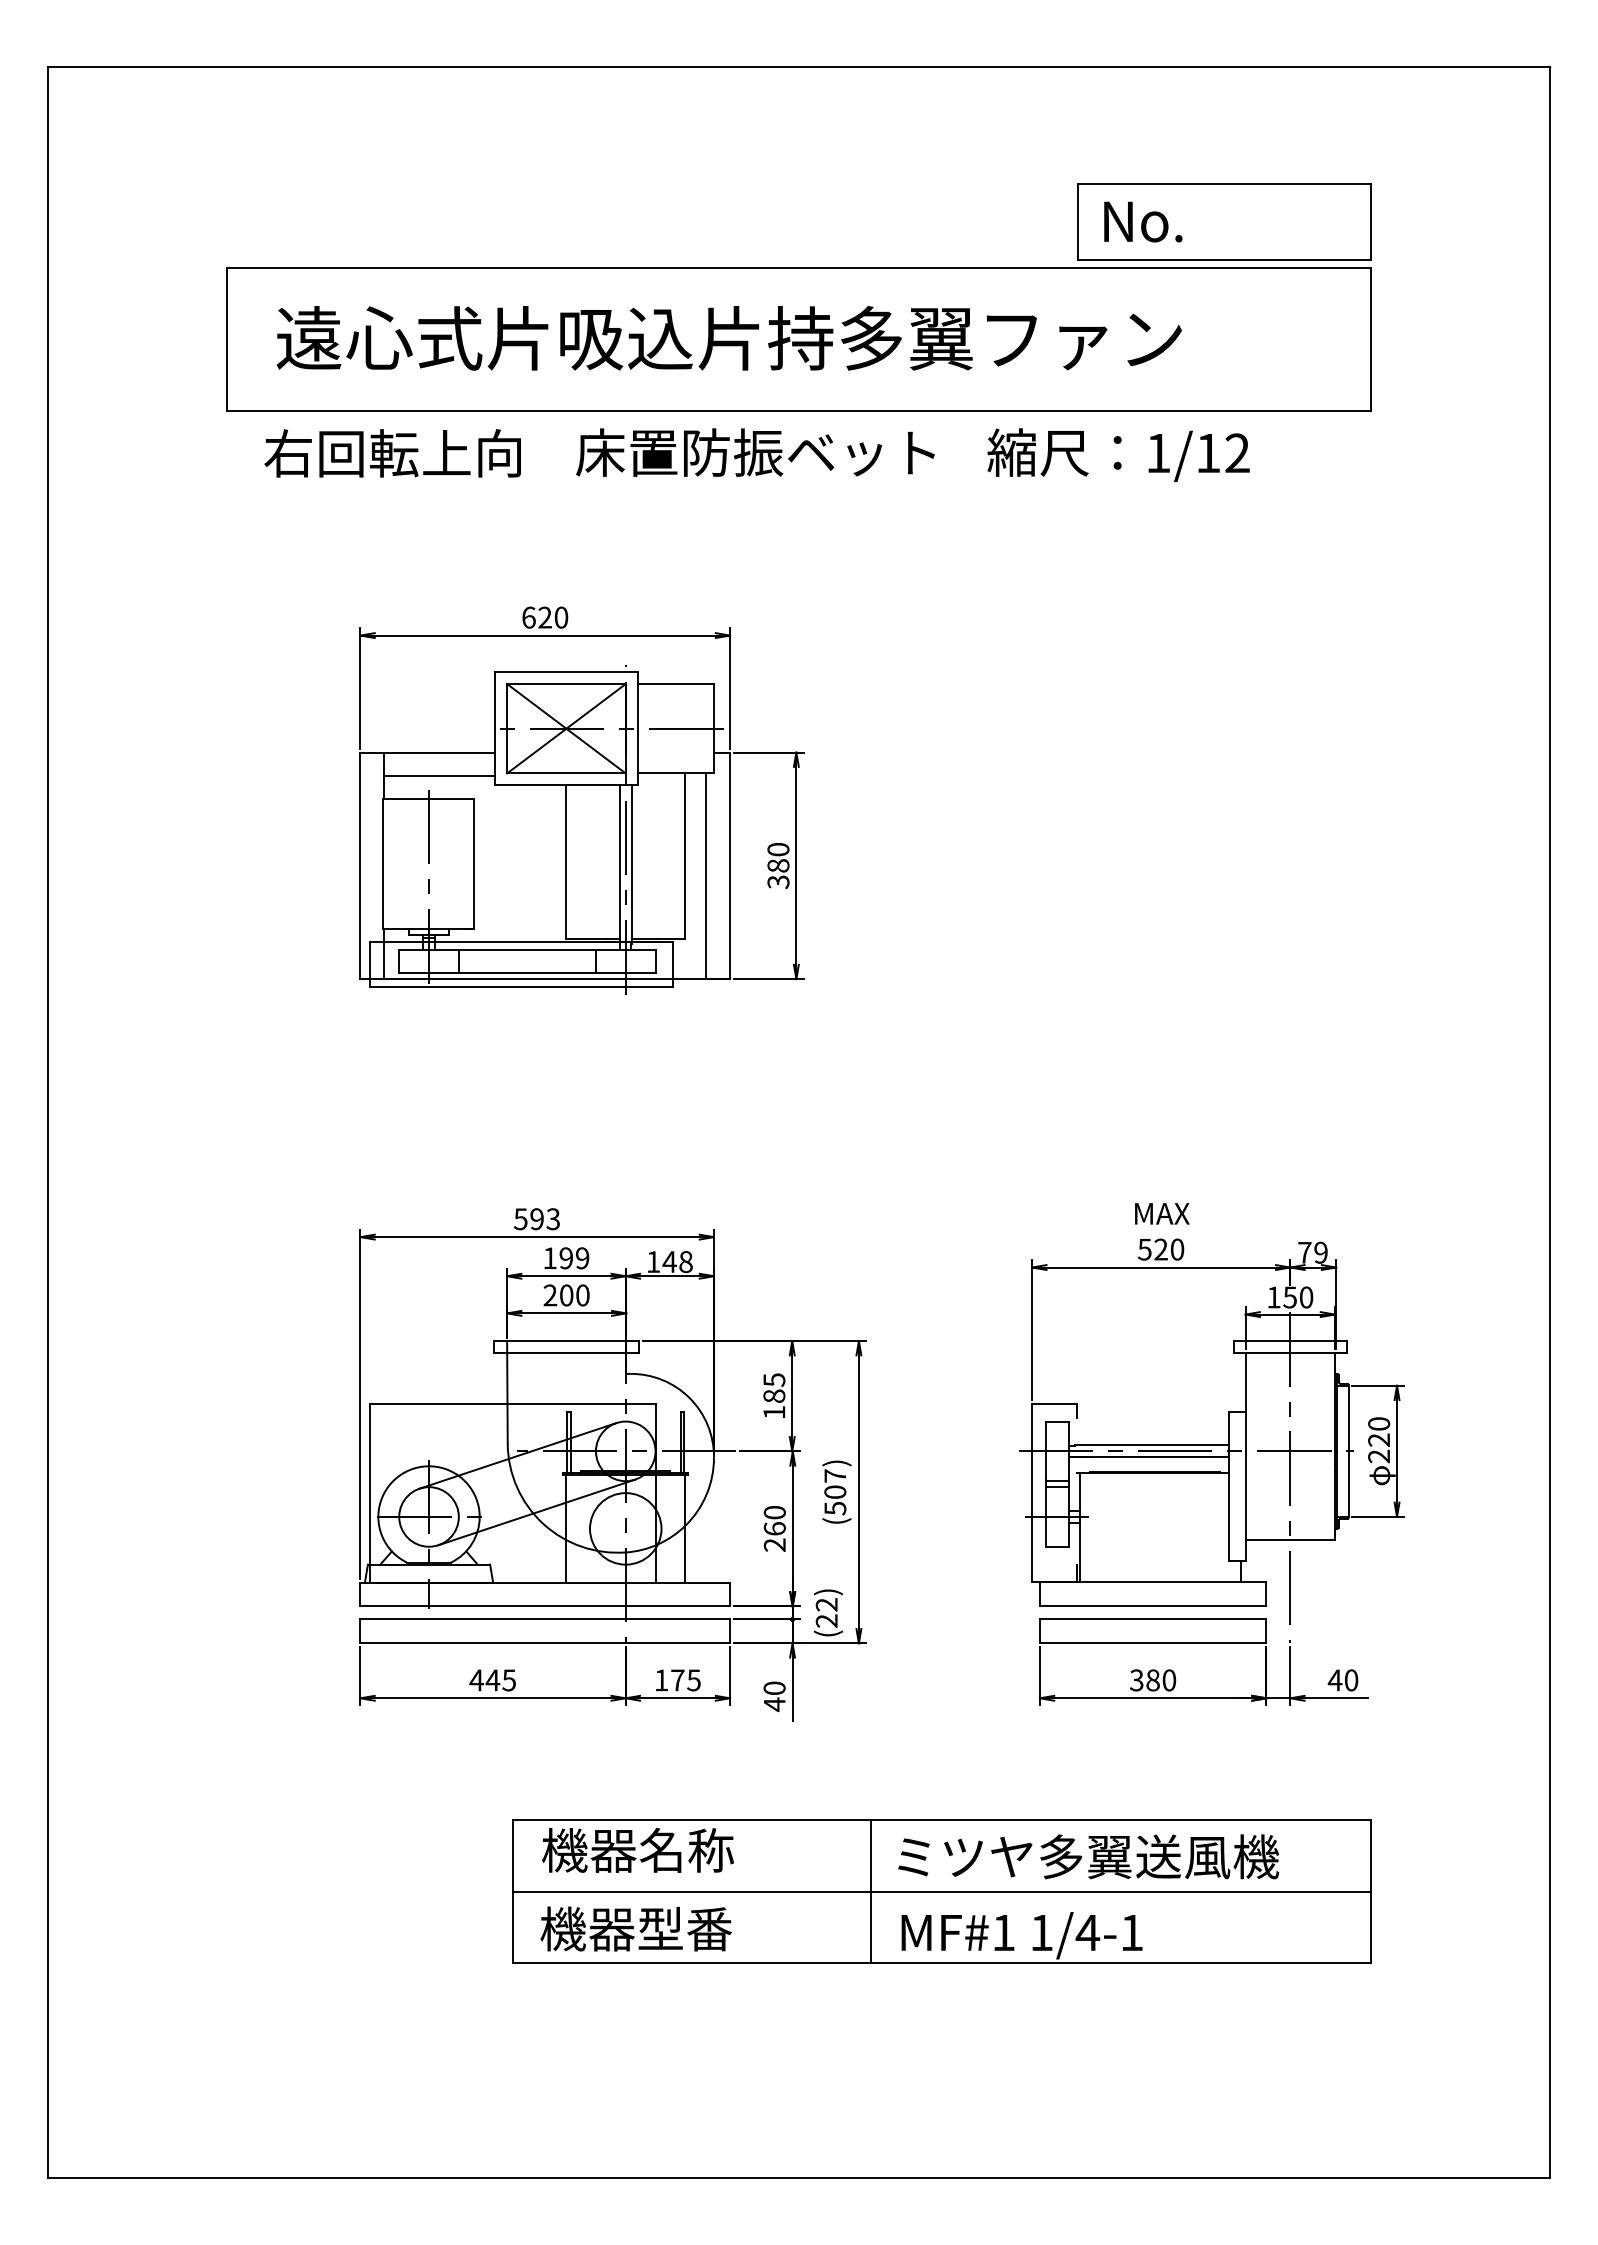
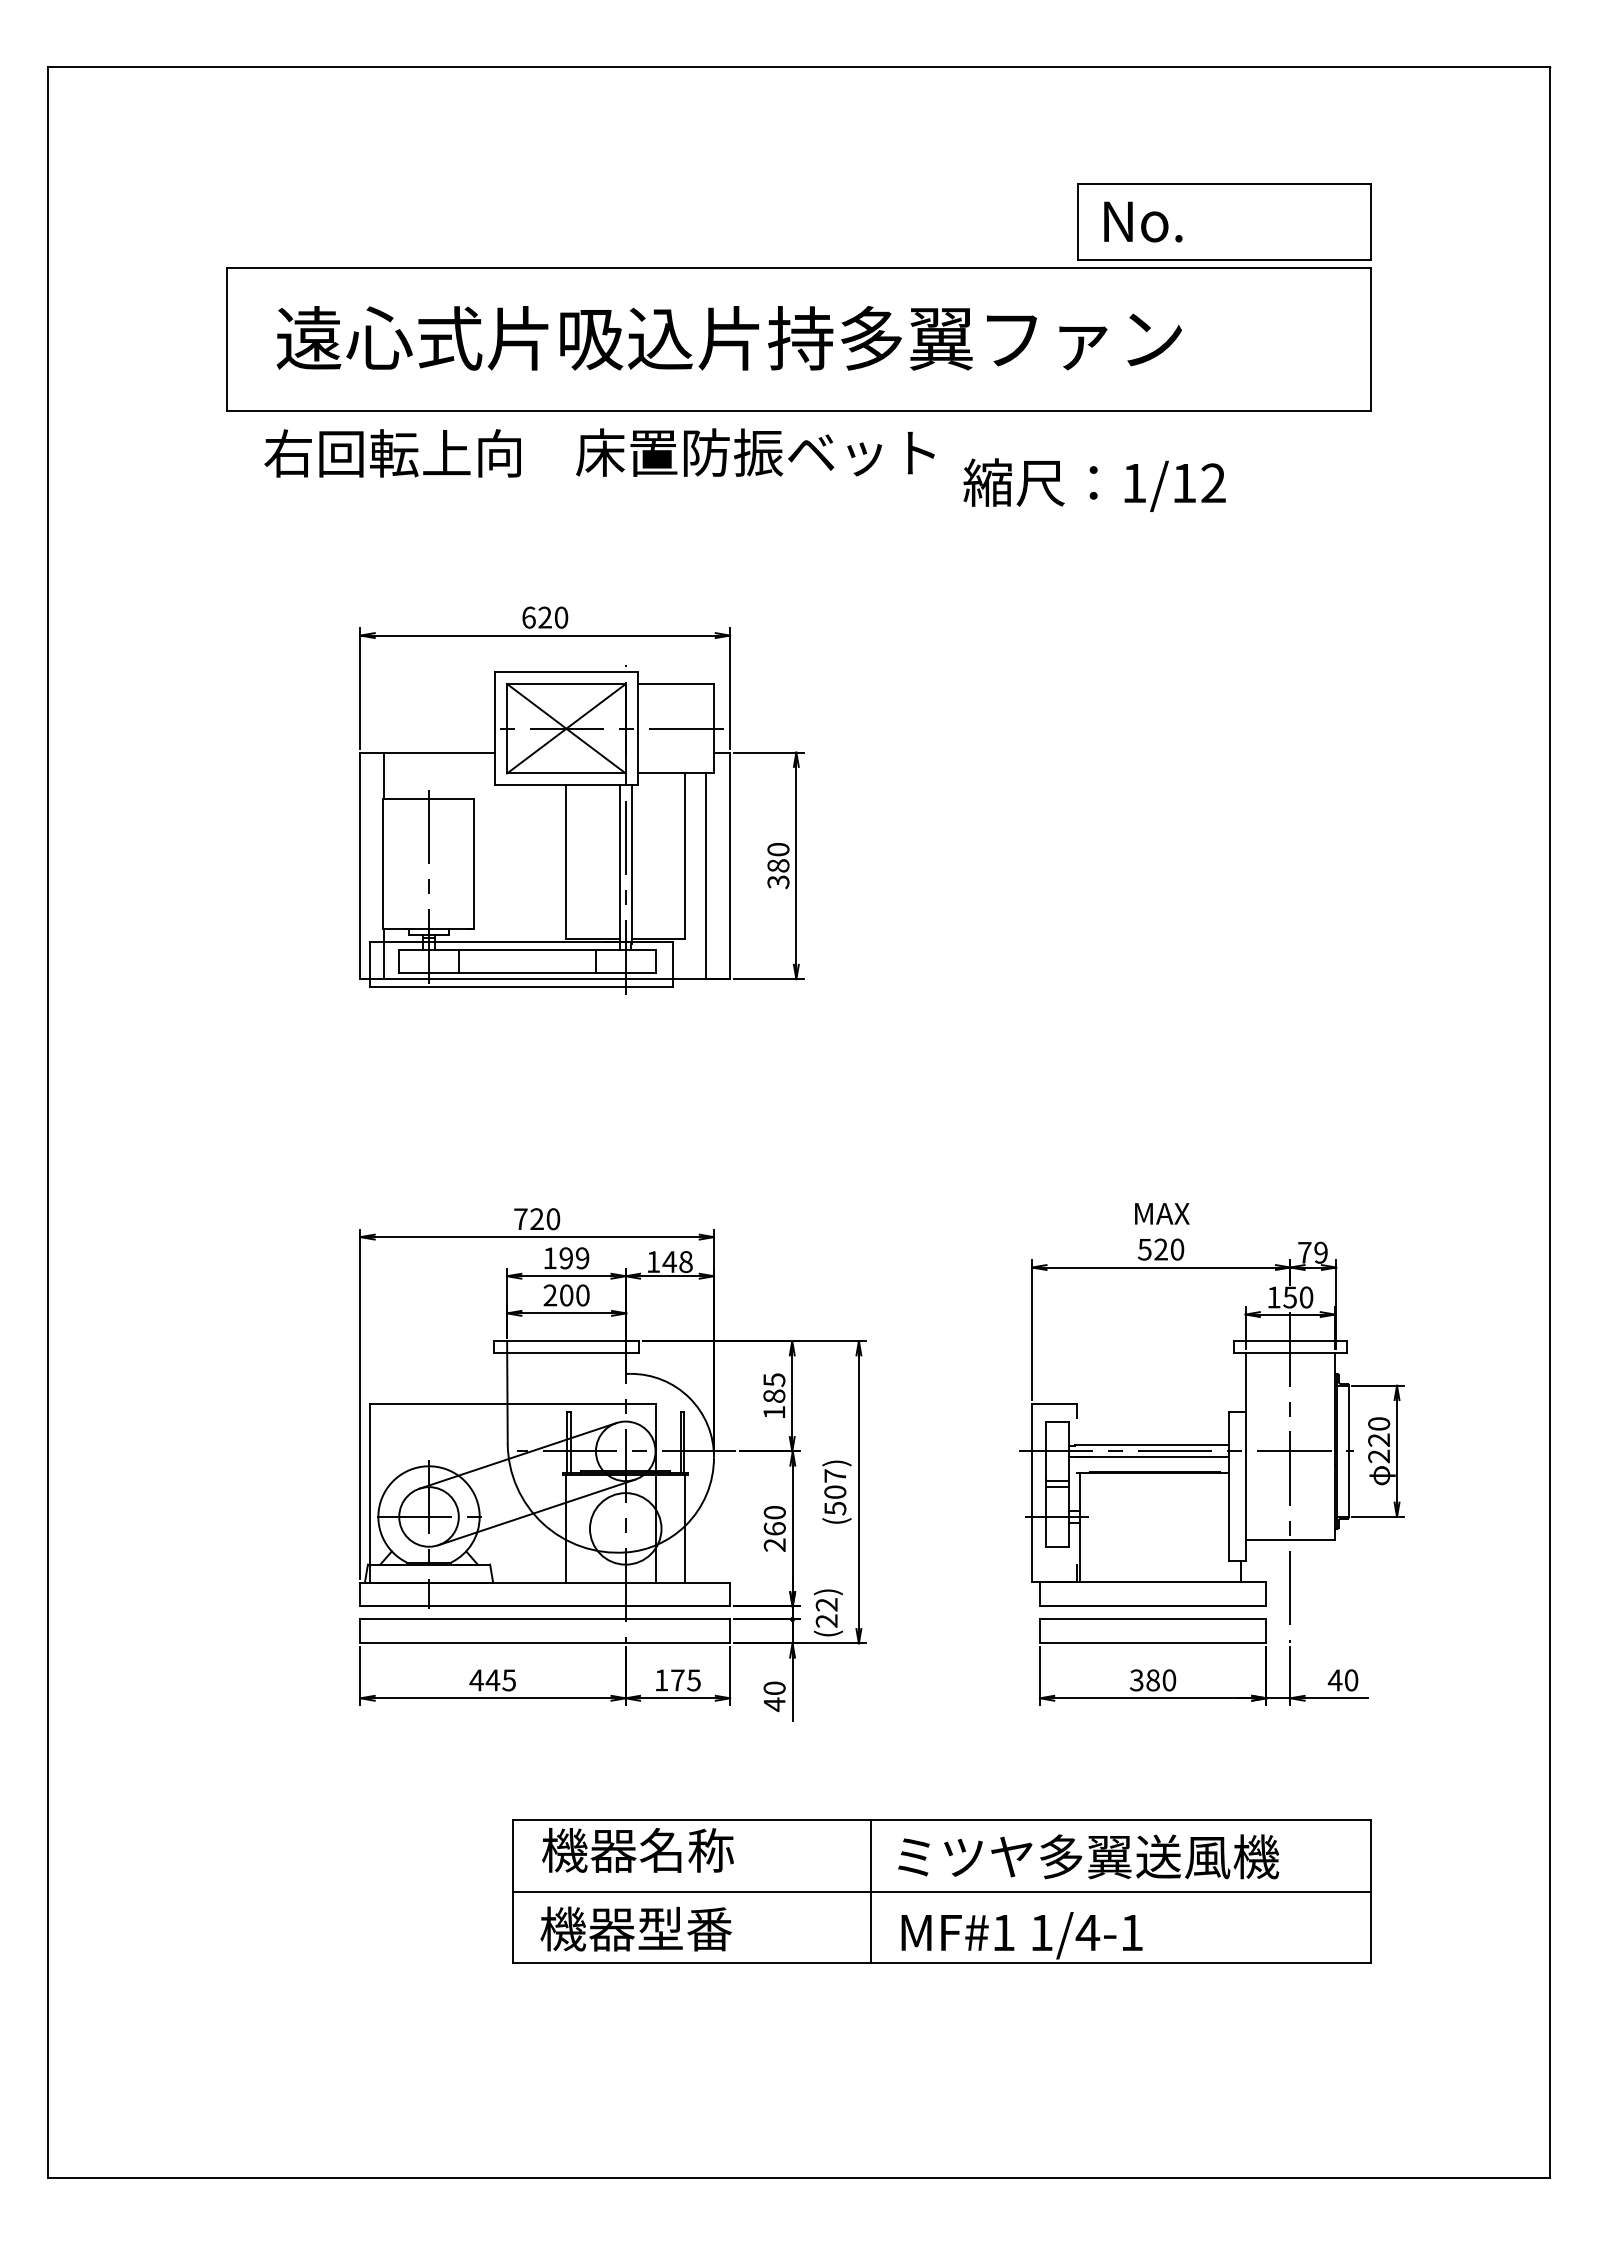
text position: (1118, 454) -> (1094, 484) (1094, 484)
line: present -> none (439, 776)
text: 593 -> 720 (536, 1219)
